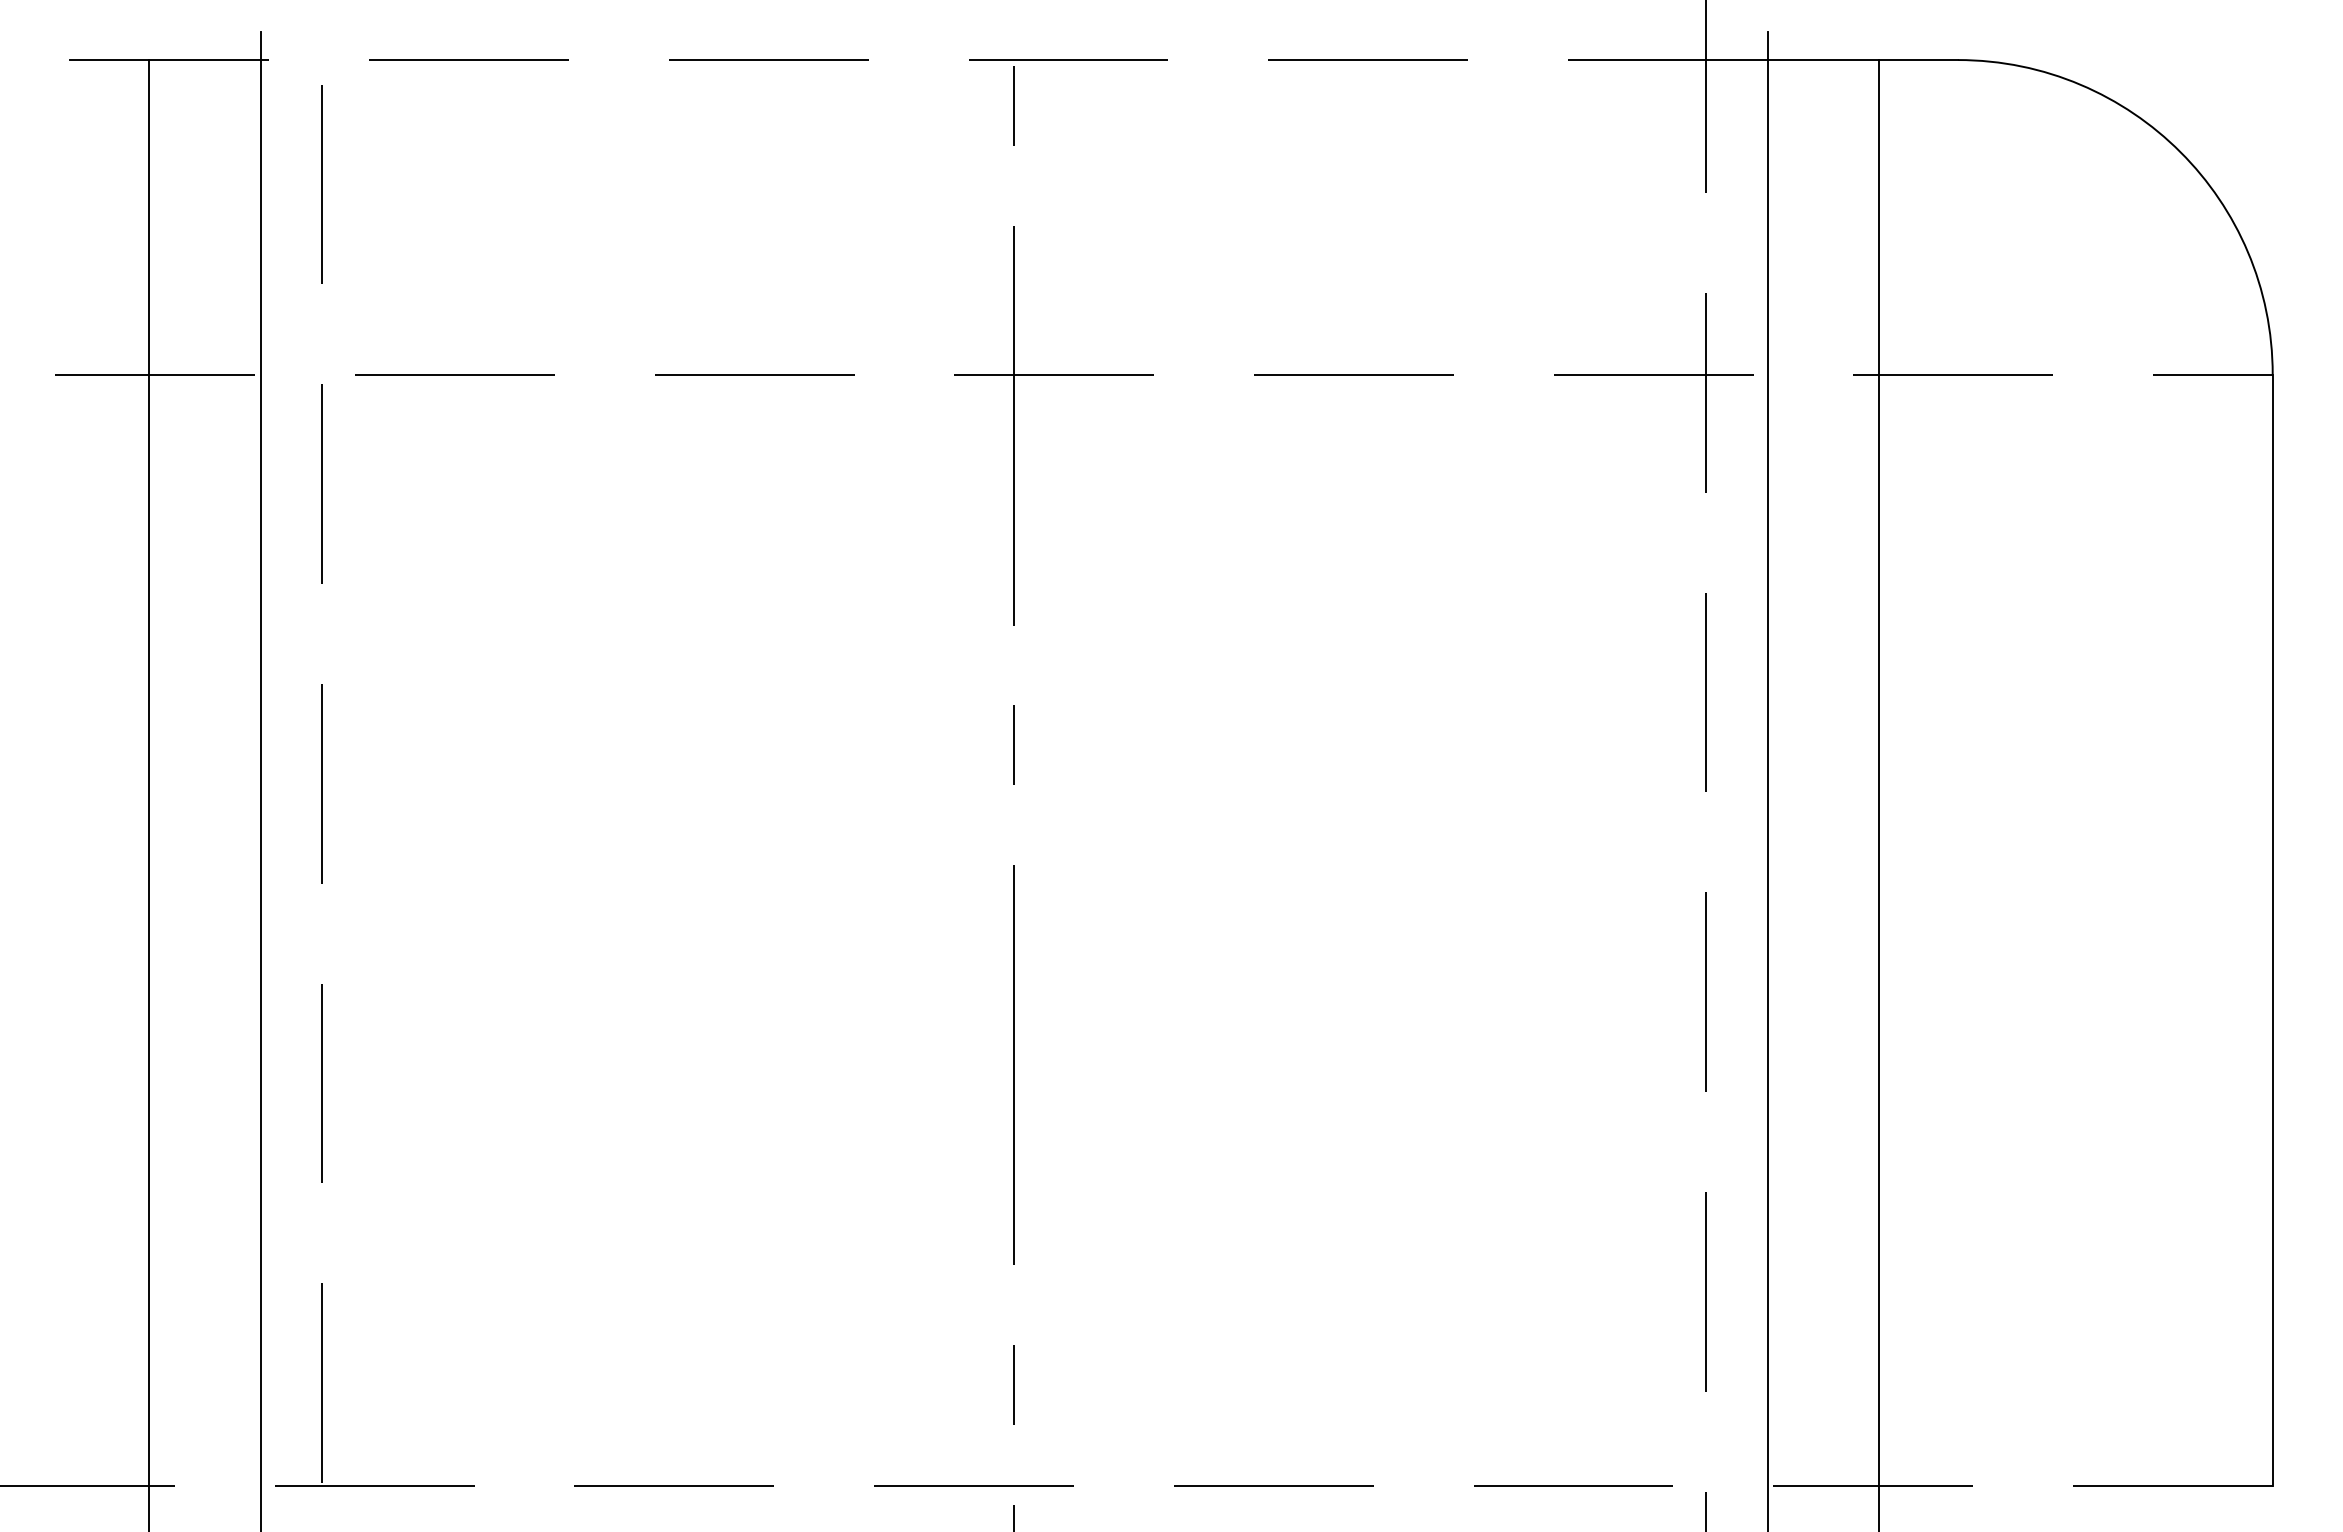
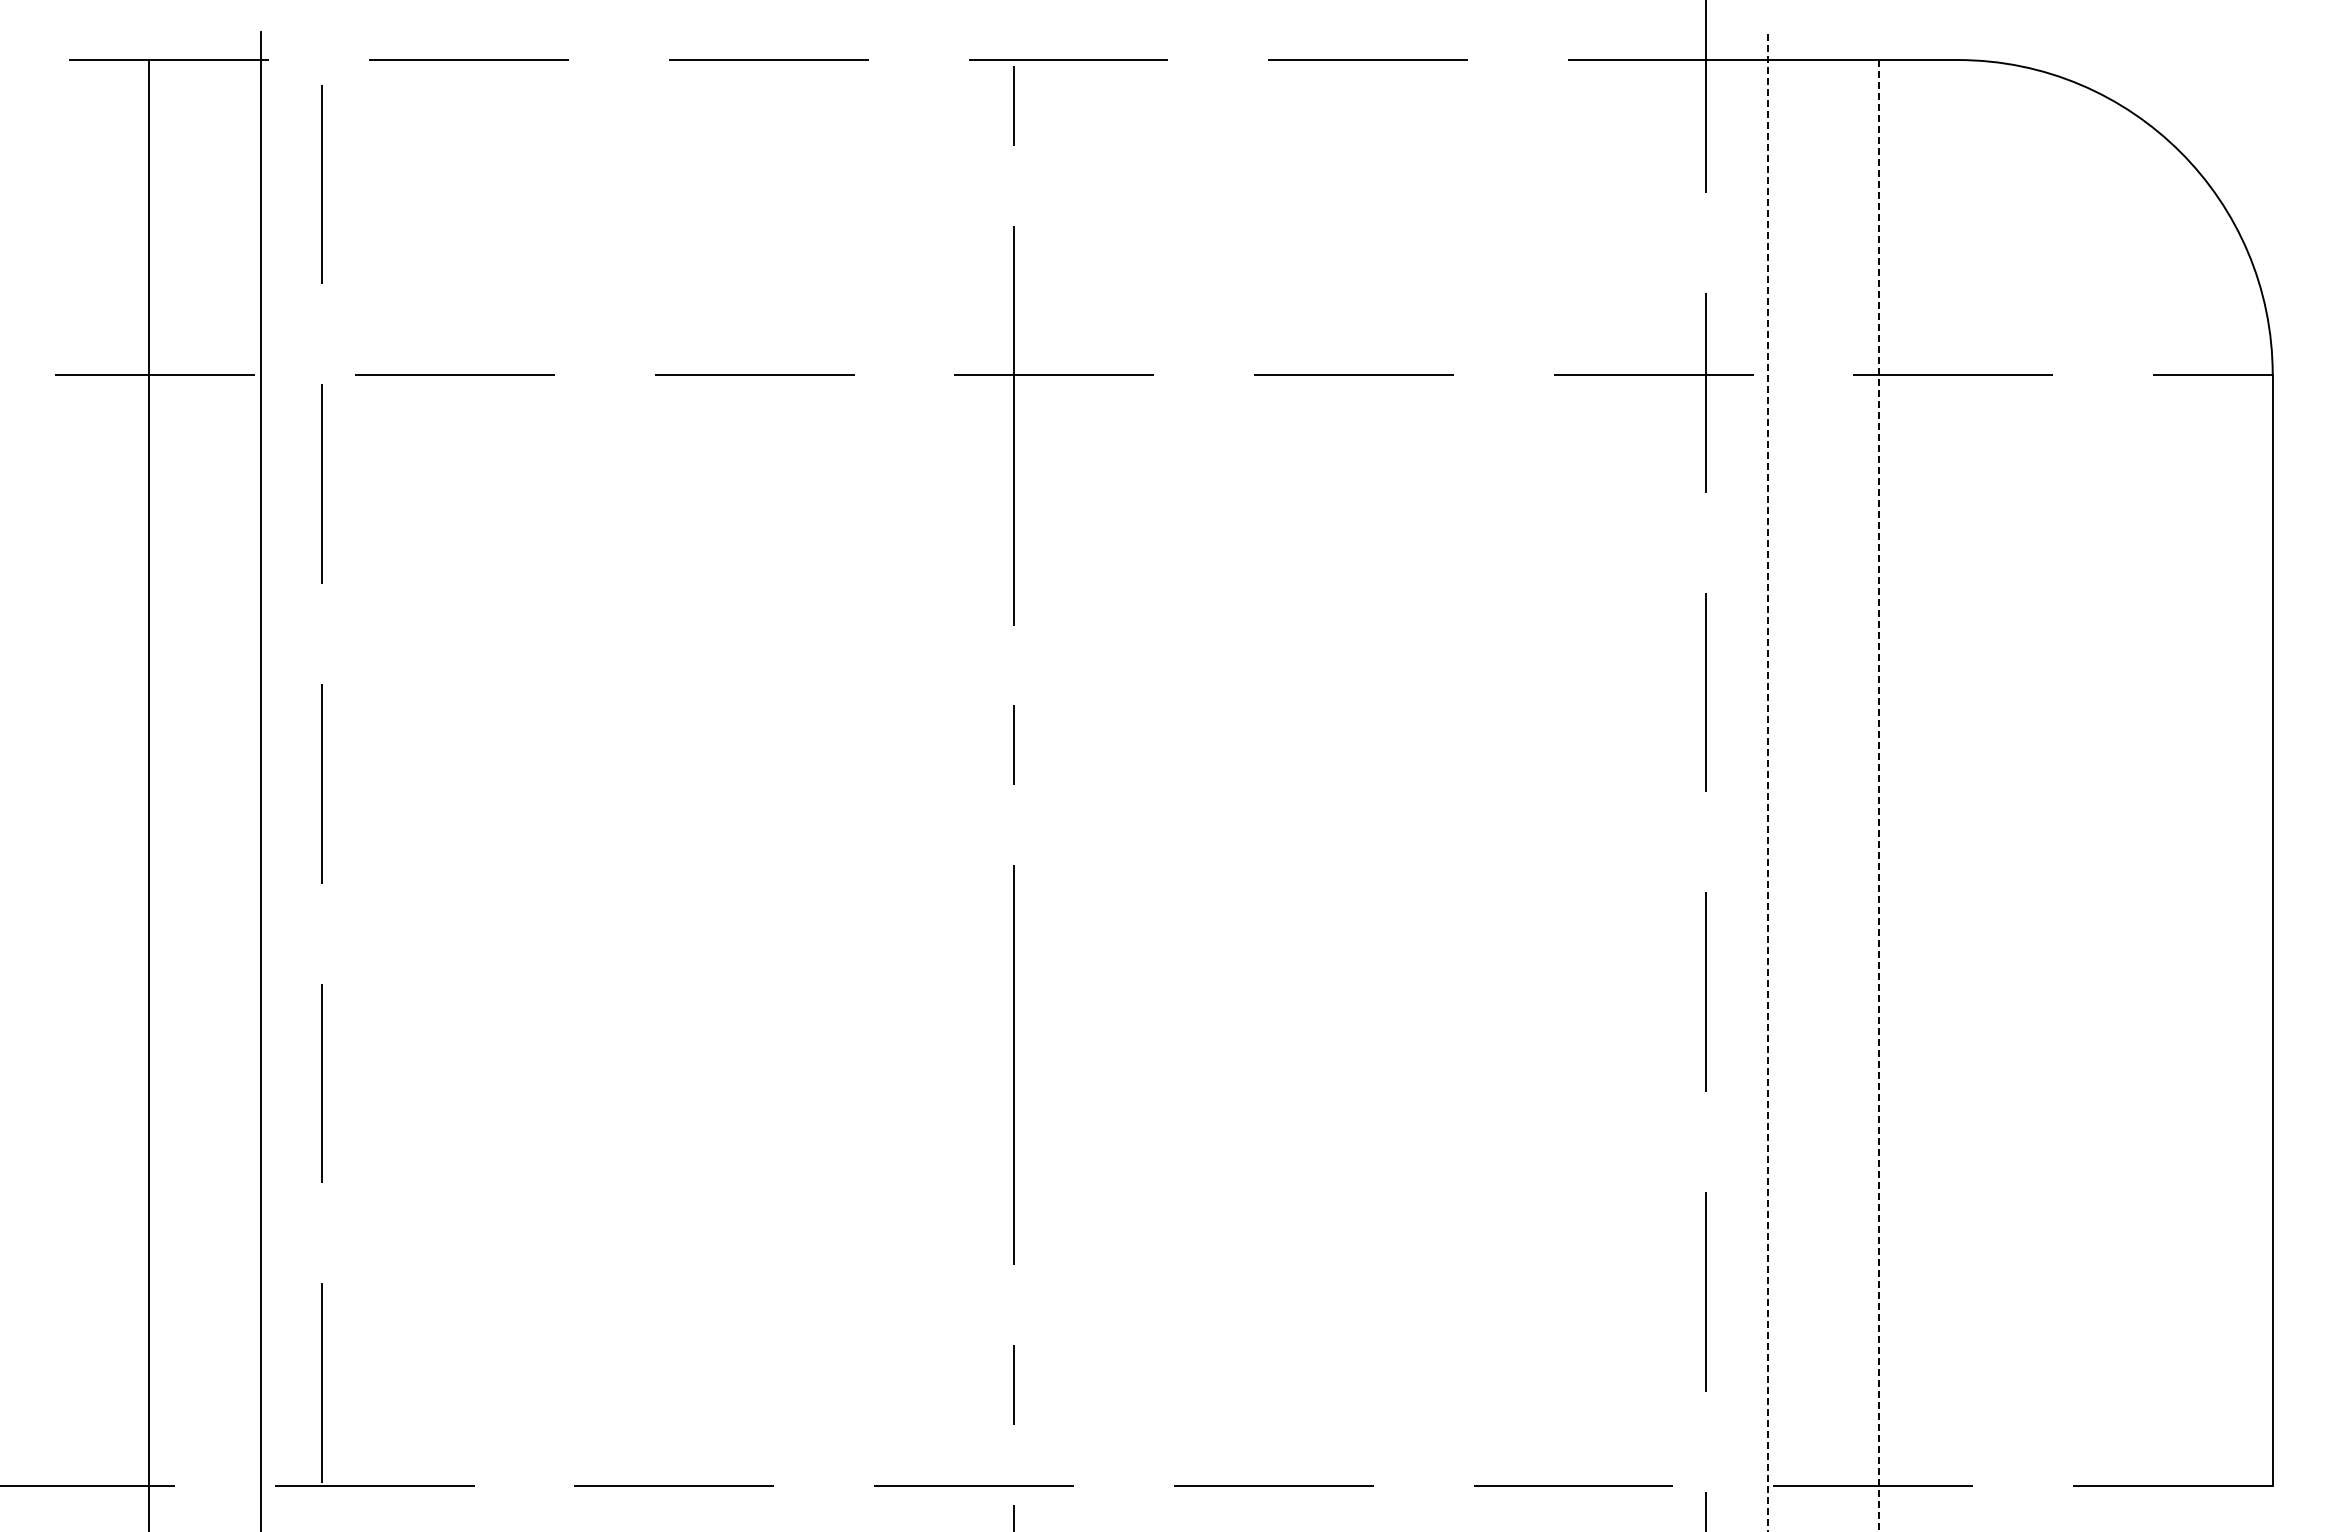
line: solid -> dashed (1767, 781)
line: solid -> dashed (1879, 795)
